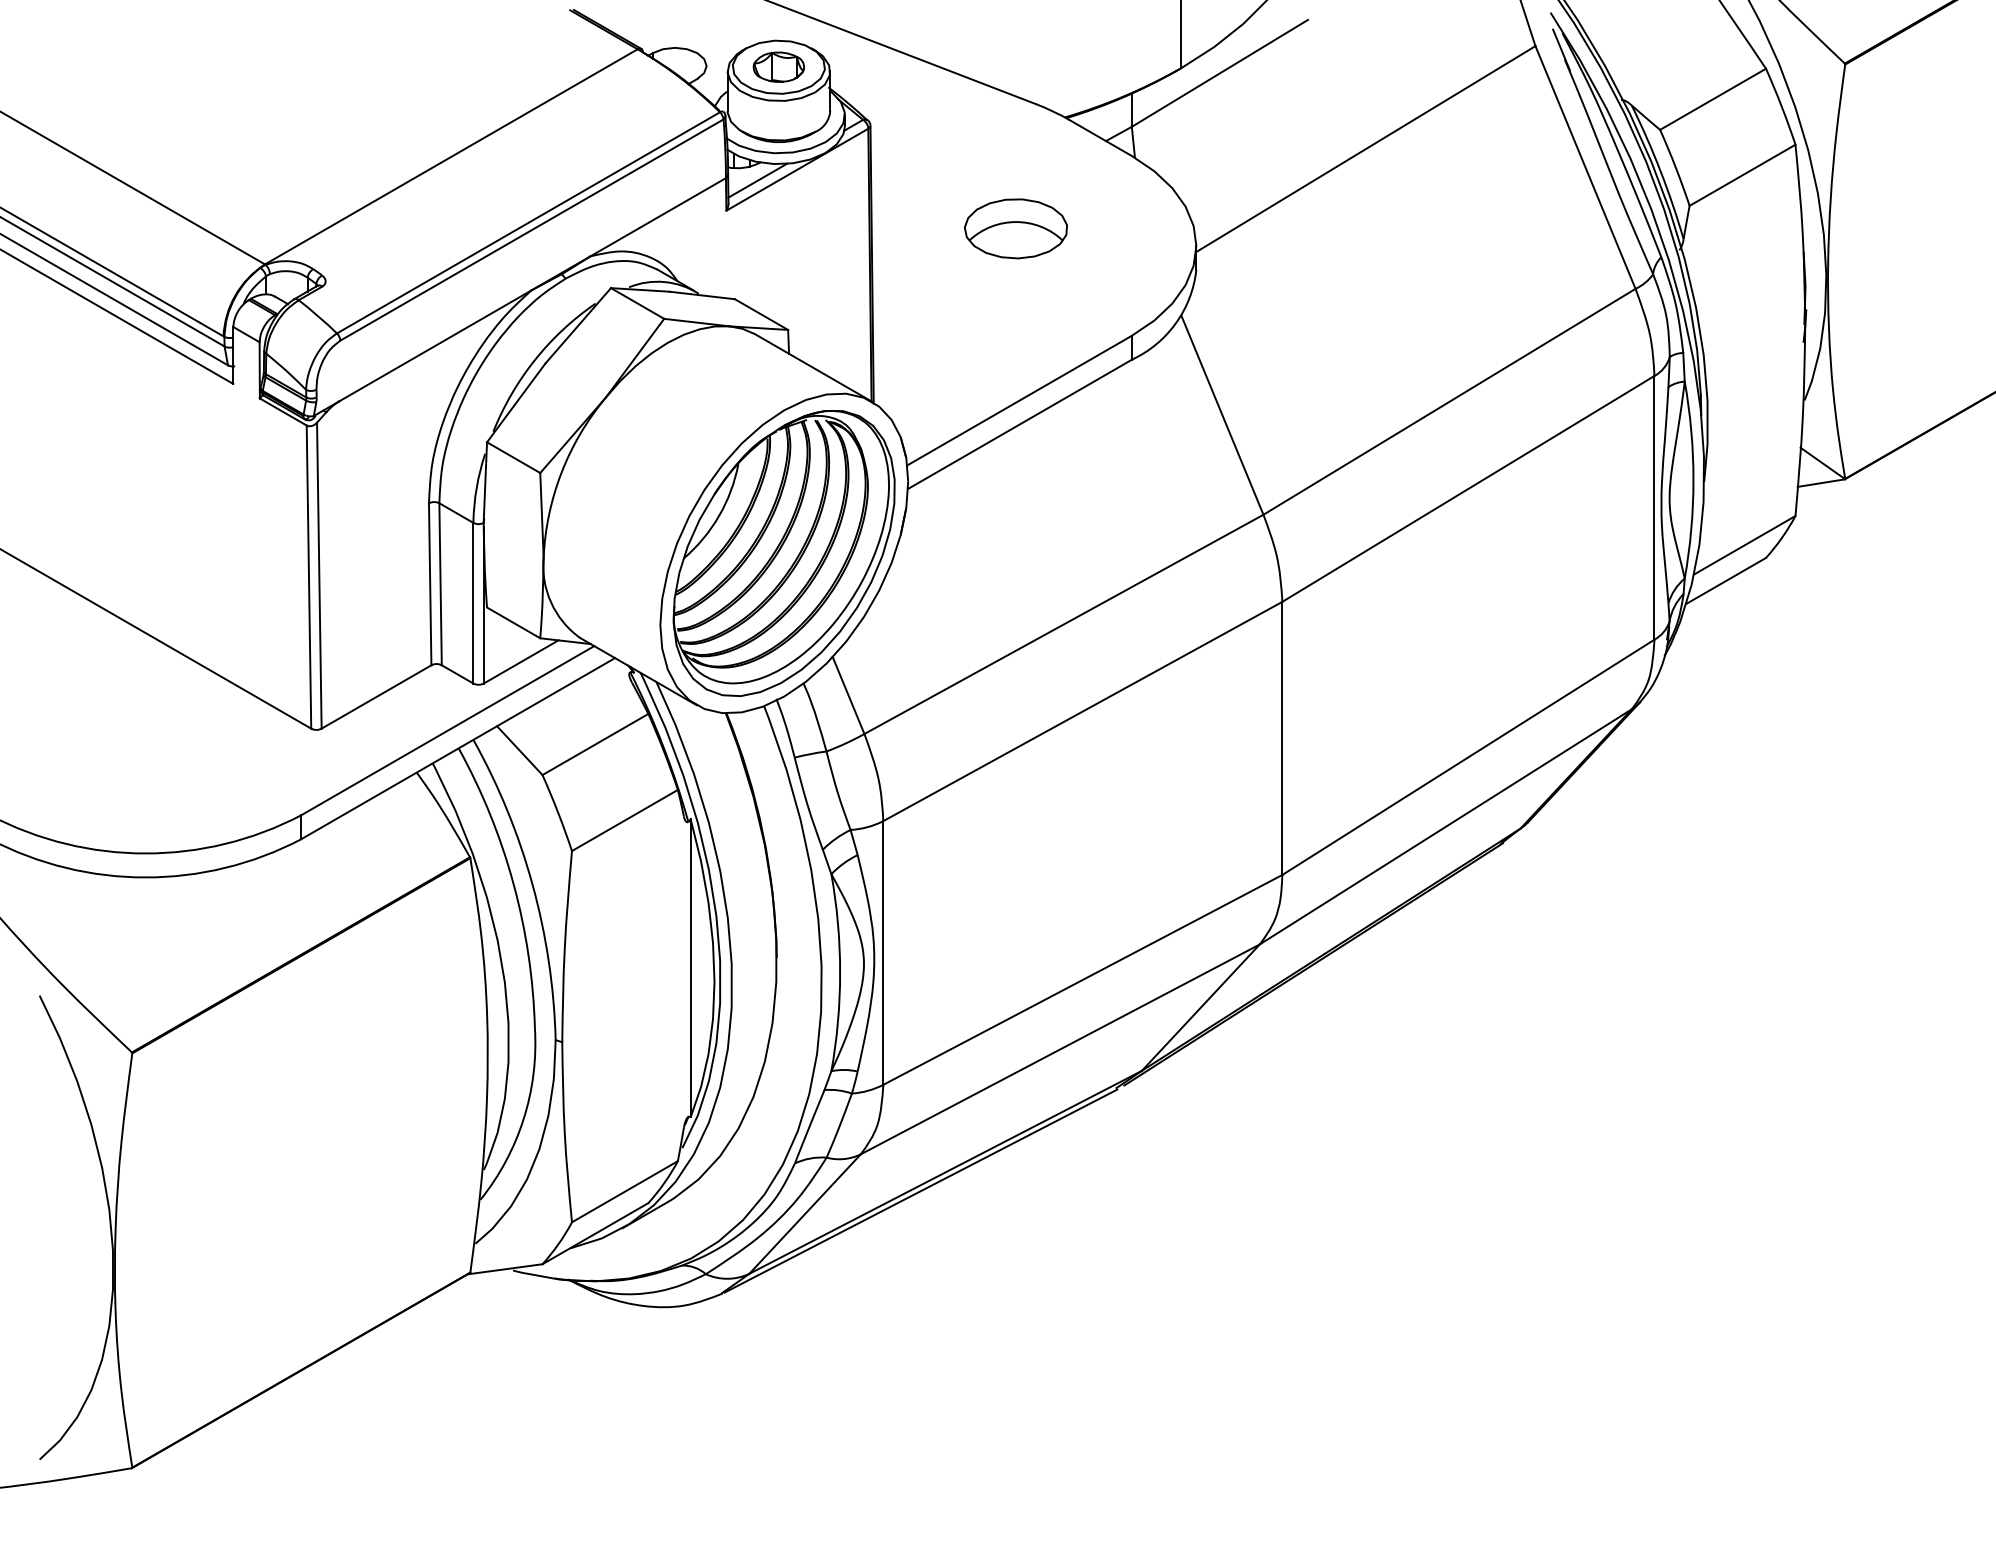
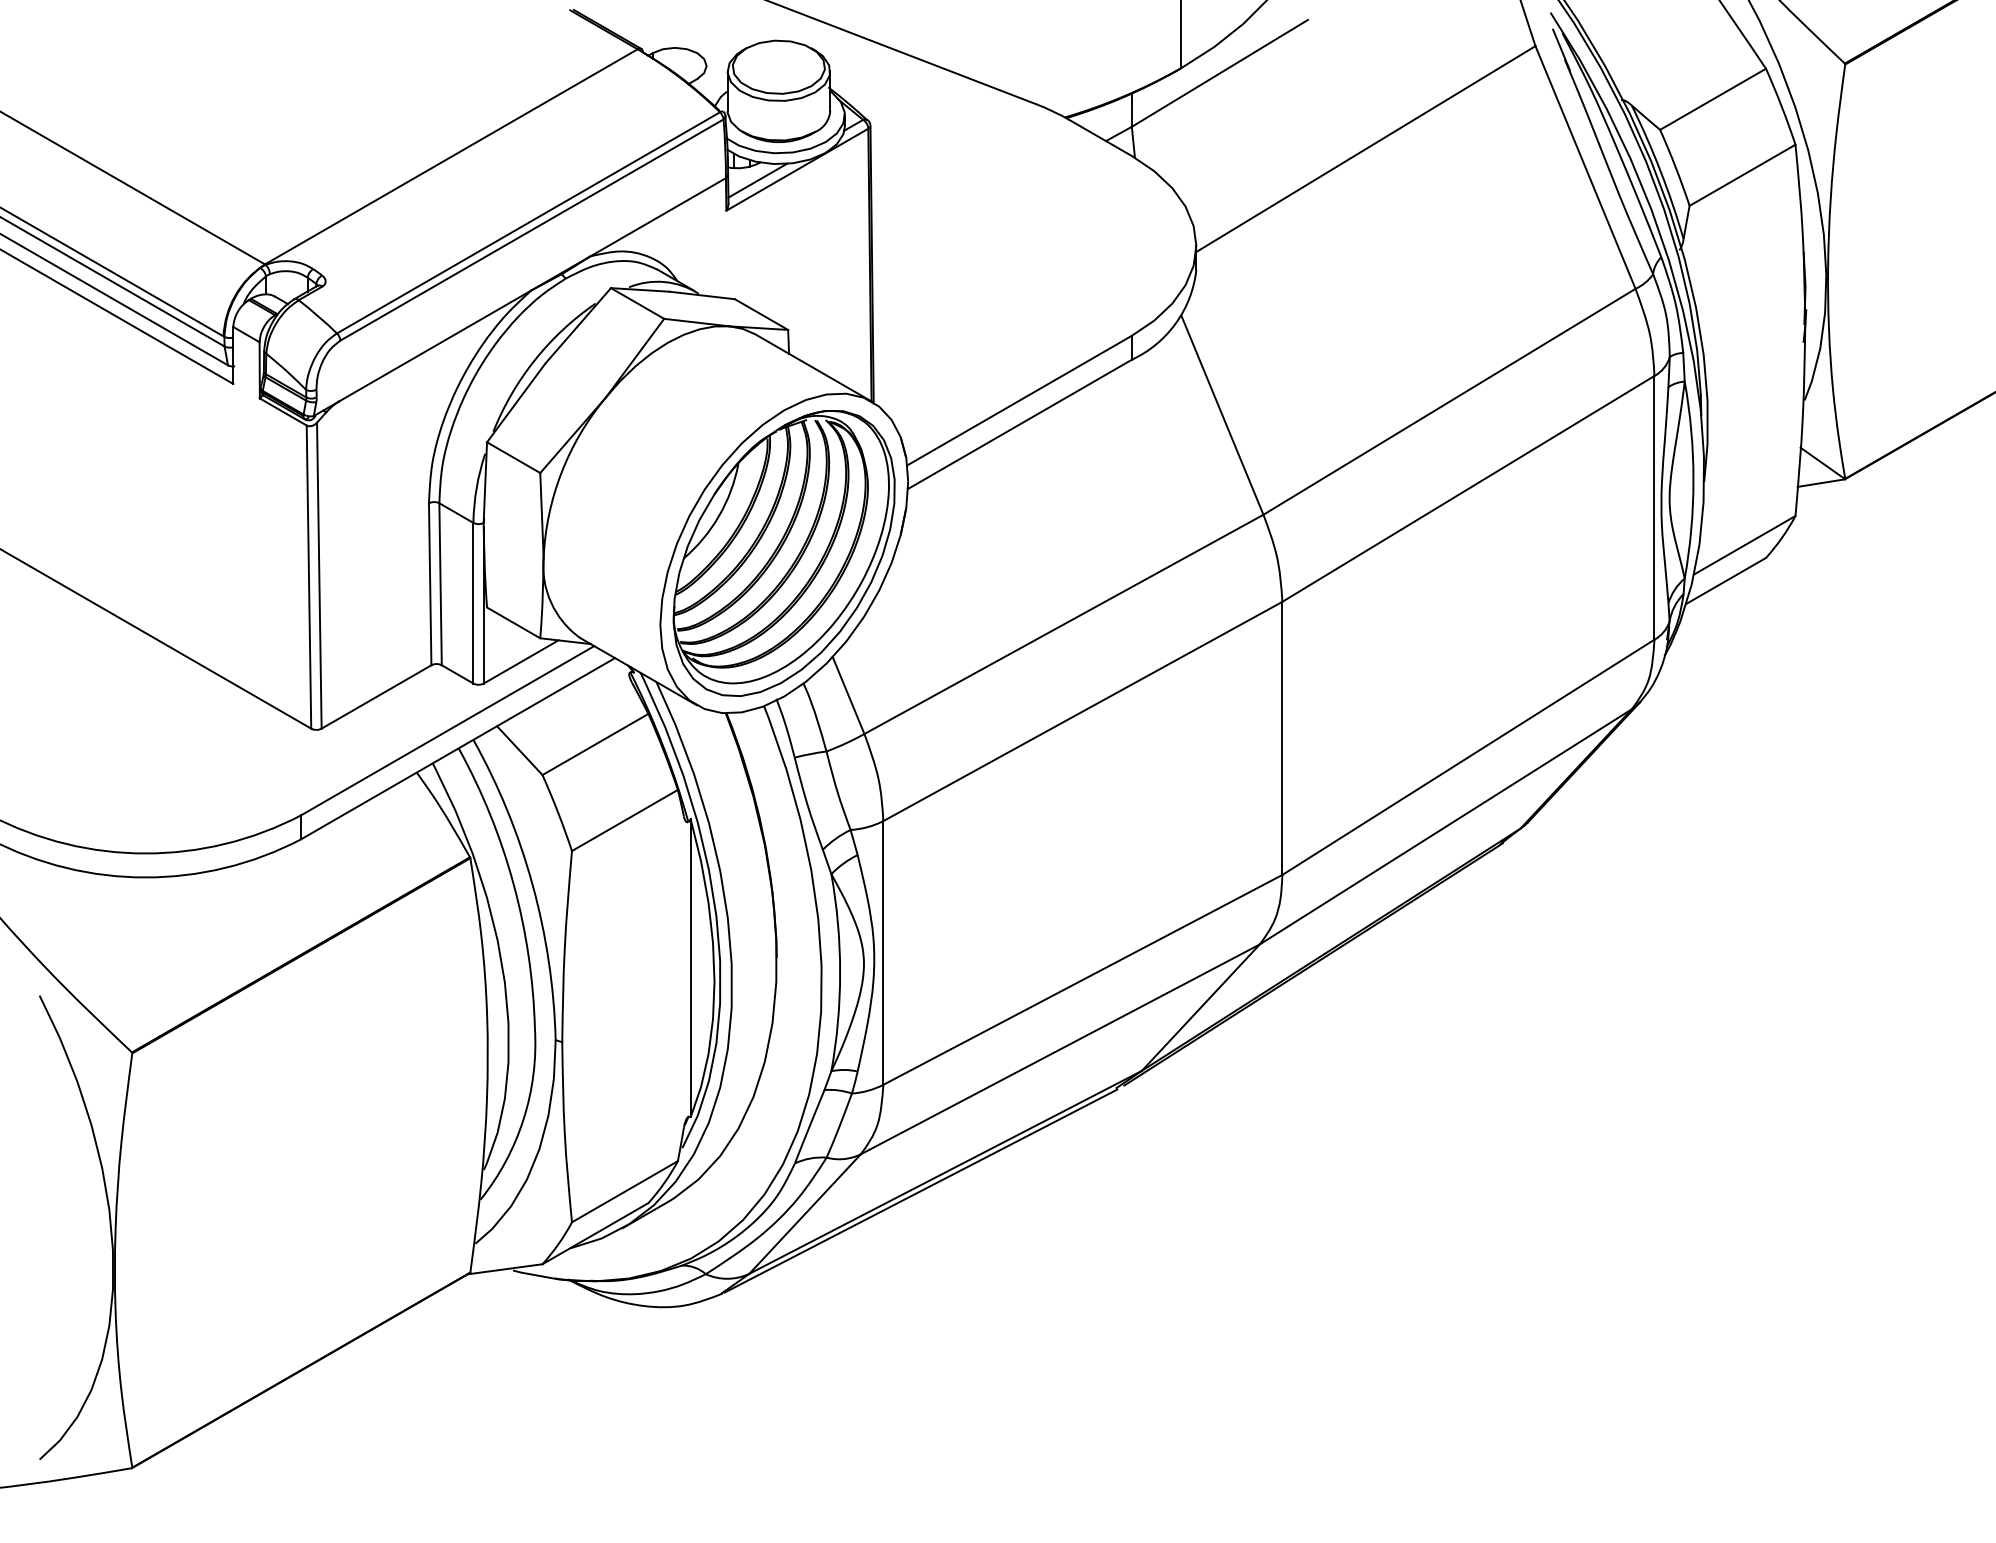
part: present -> none (778, 66)
part: present -> none (1015, 228)
